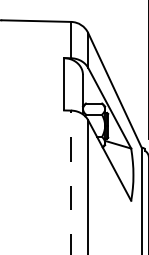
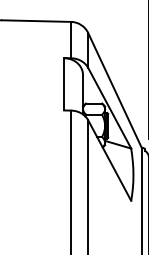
line: dashed -> solid (71, 182)
